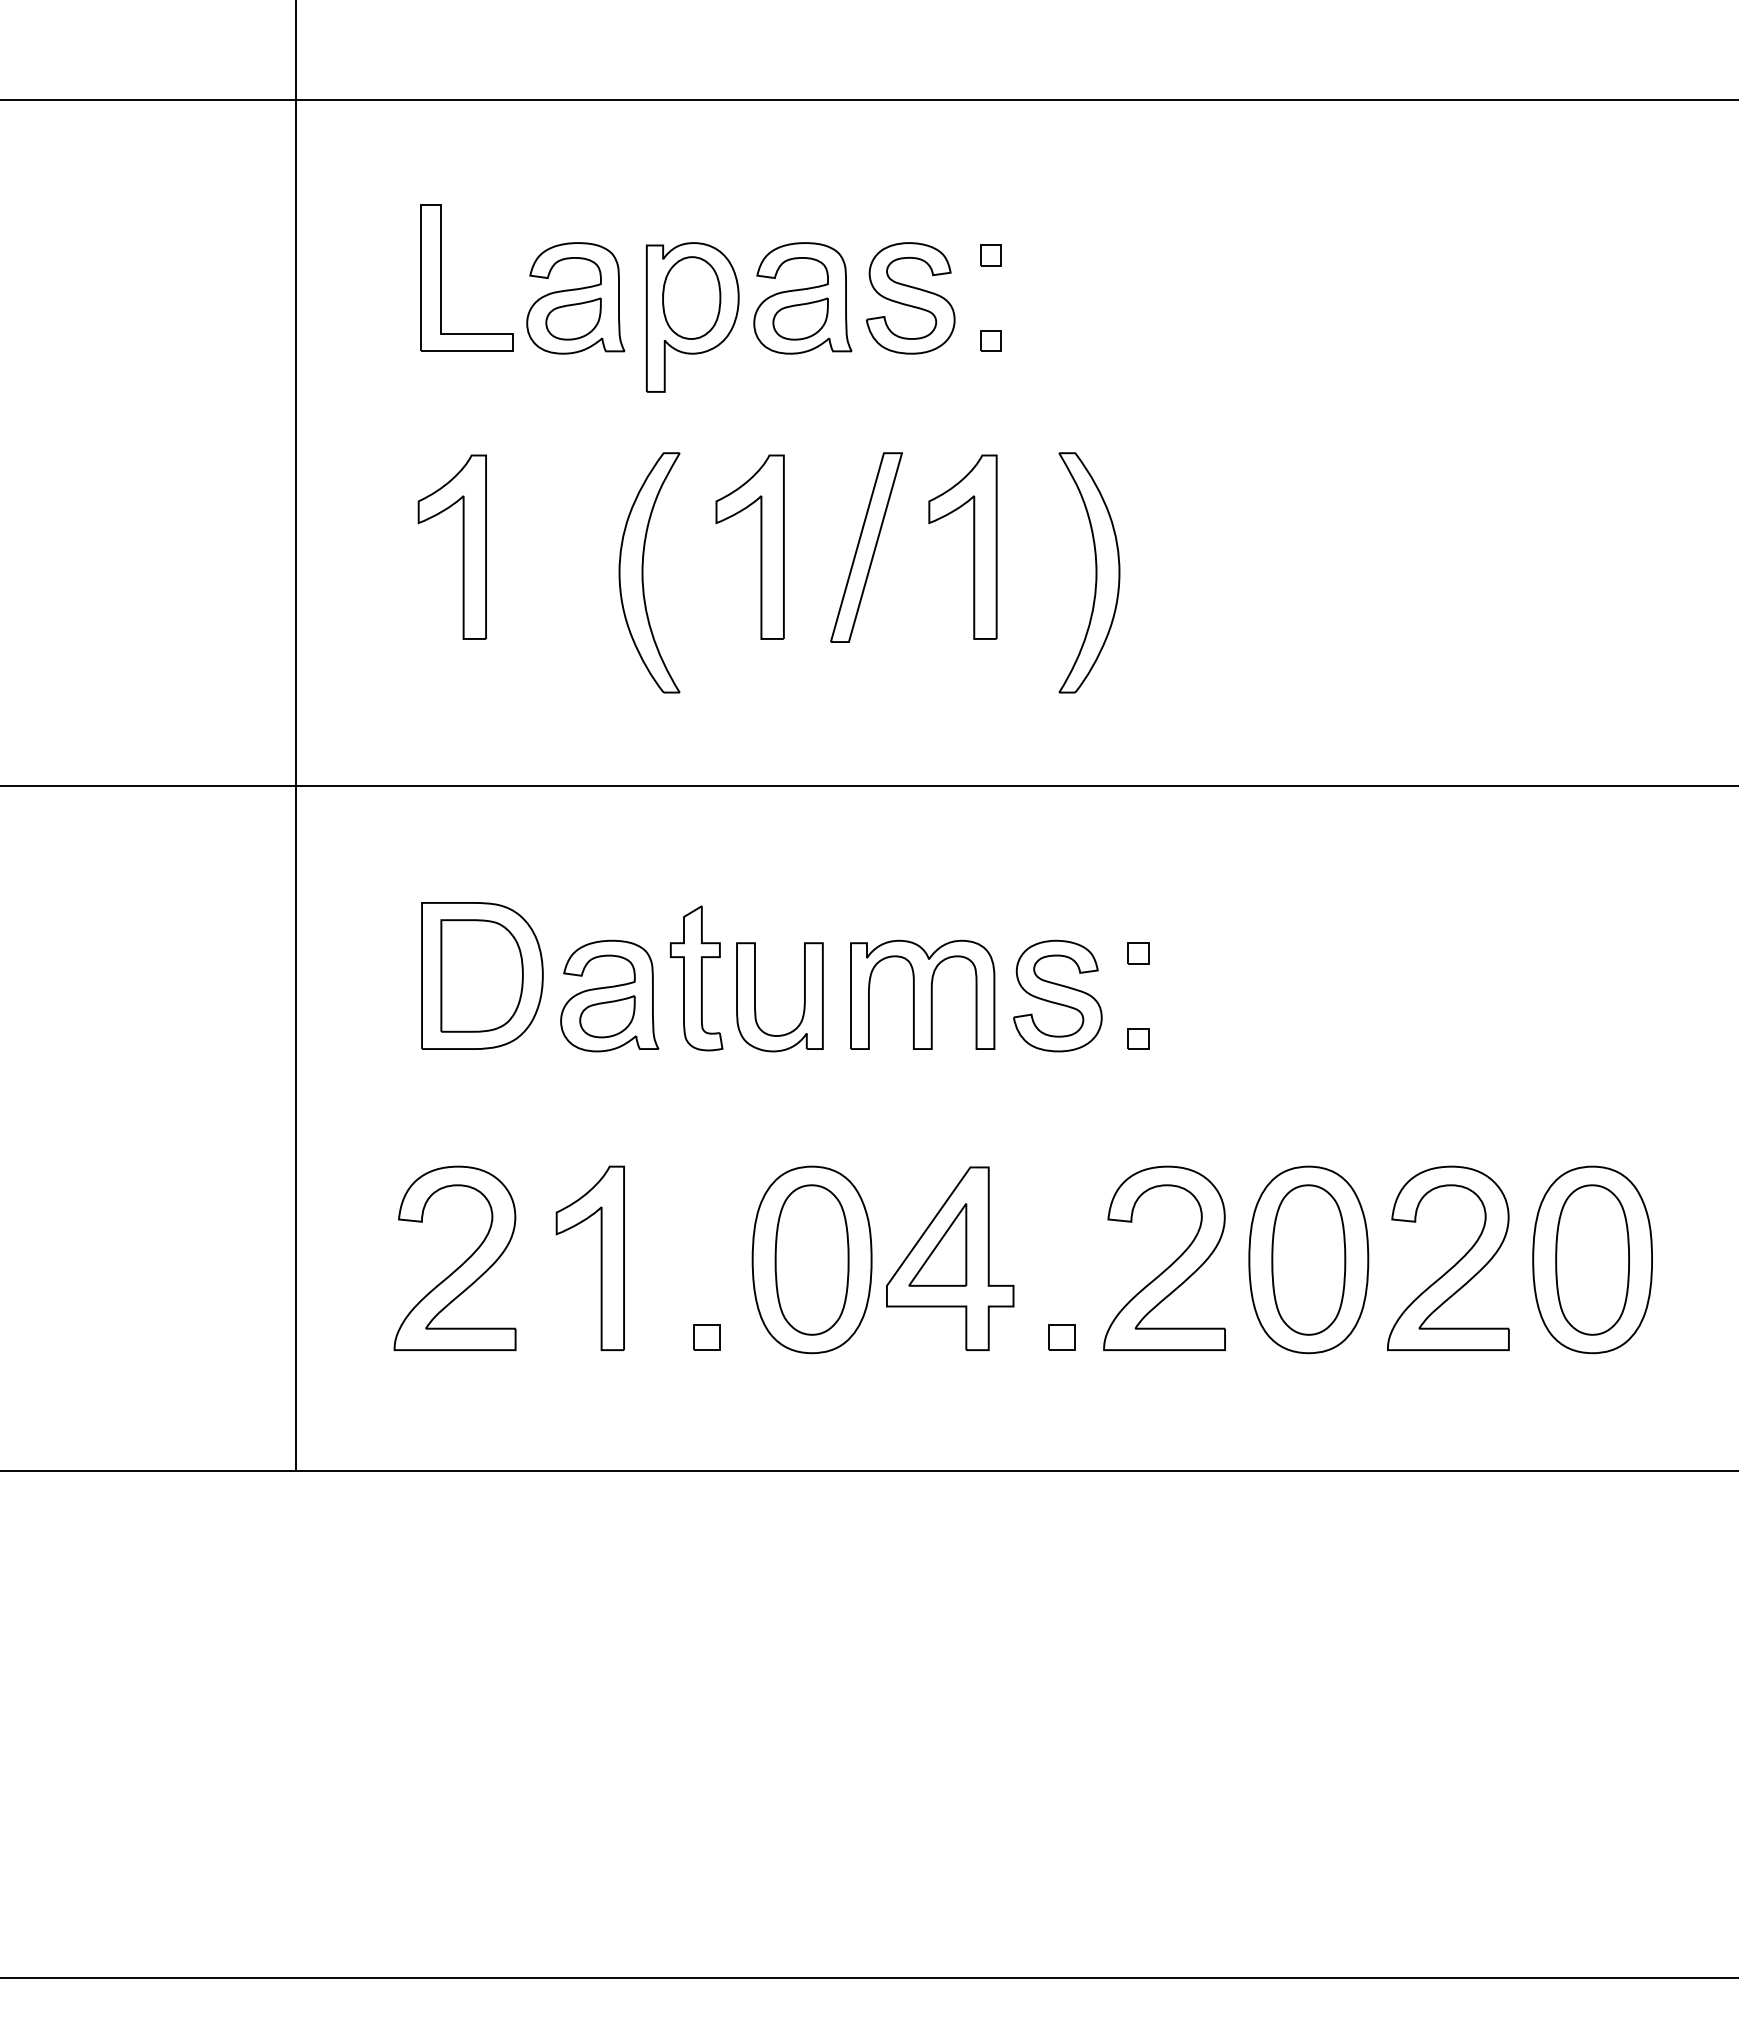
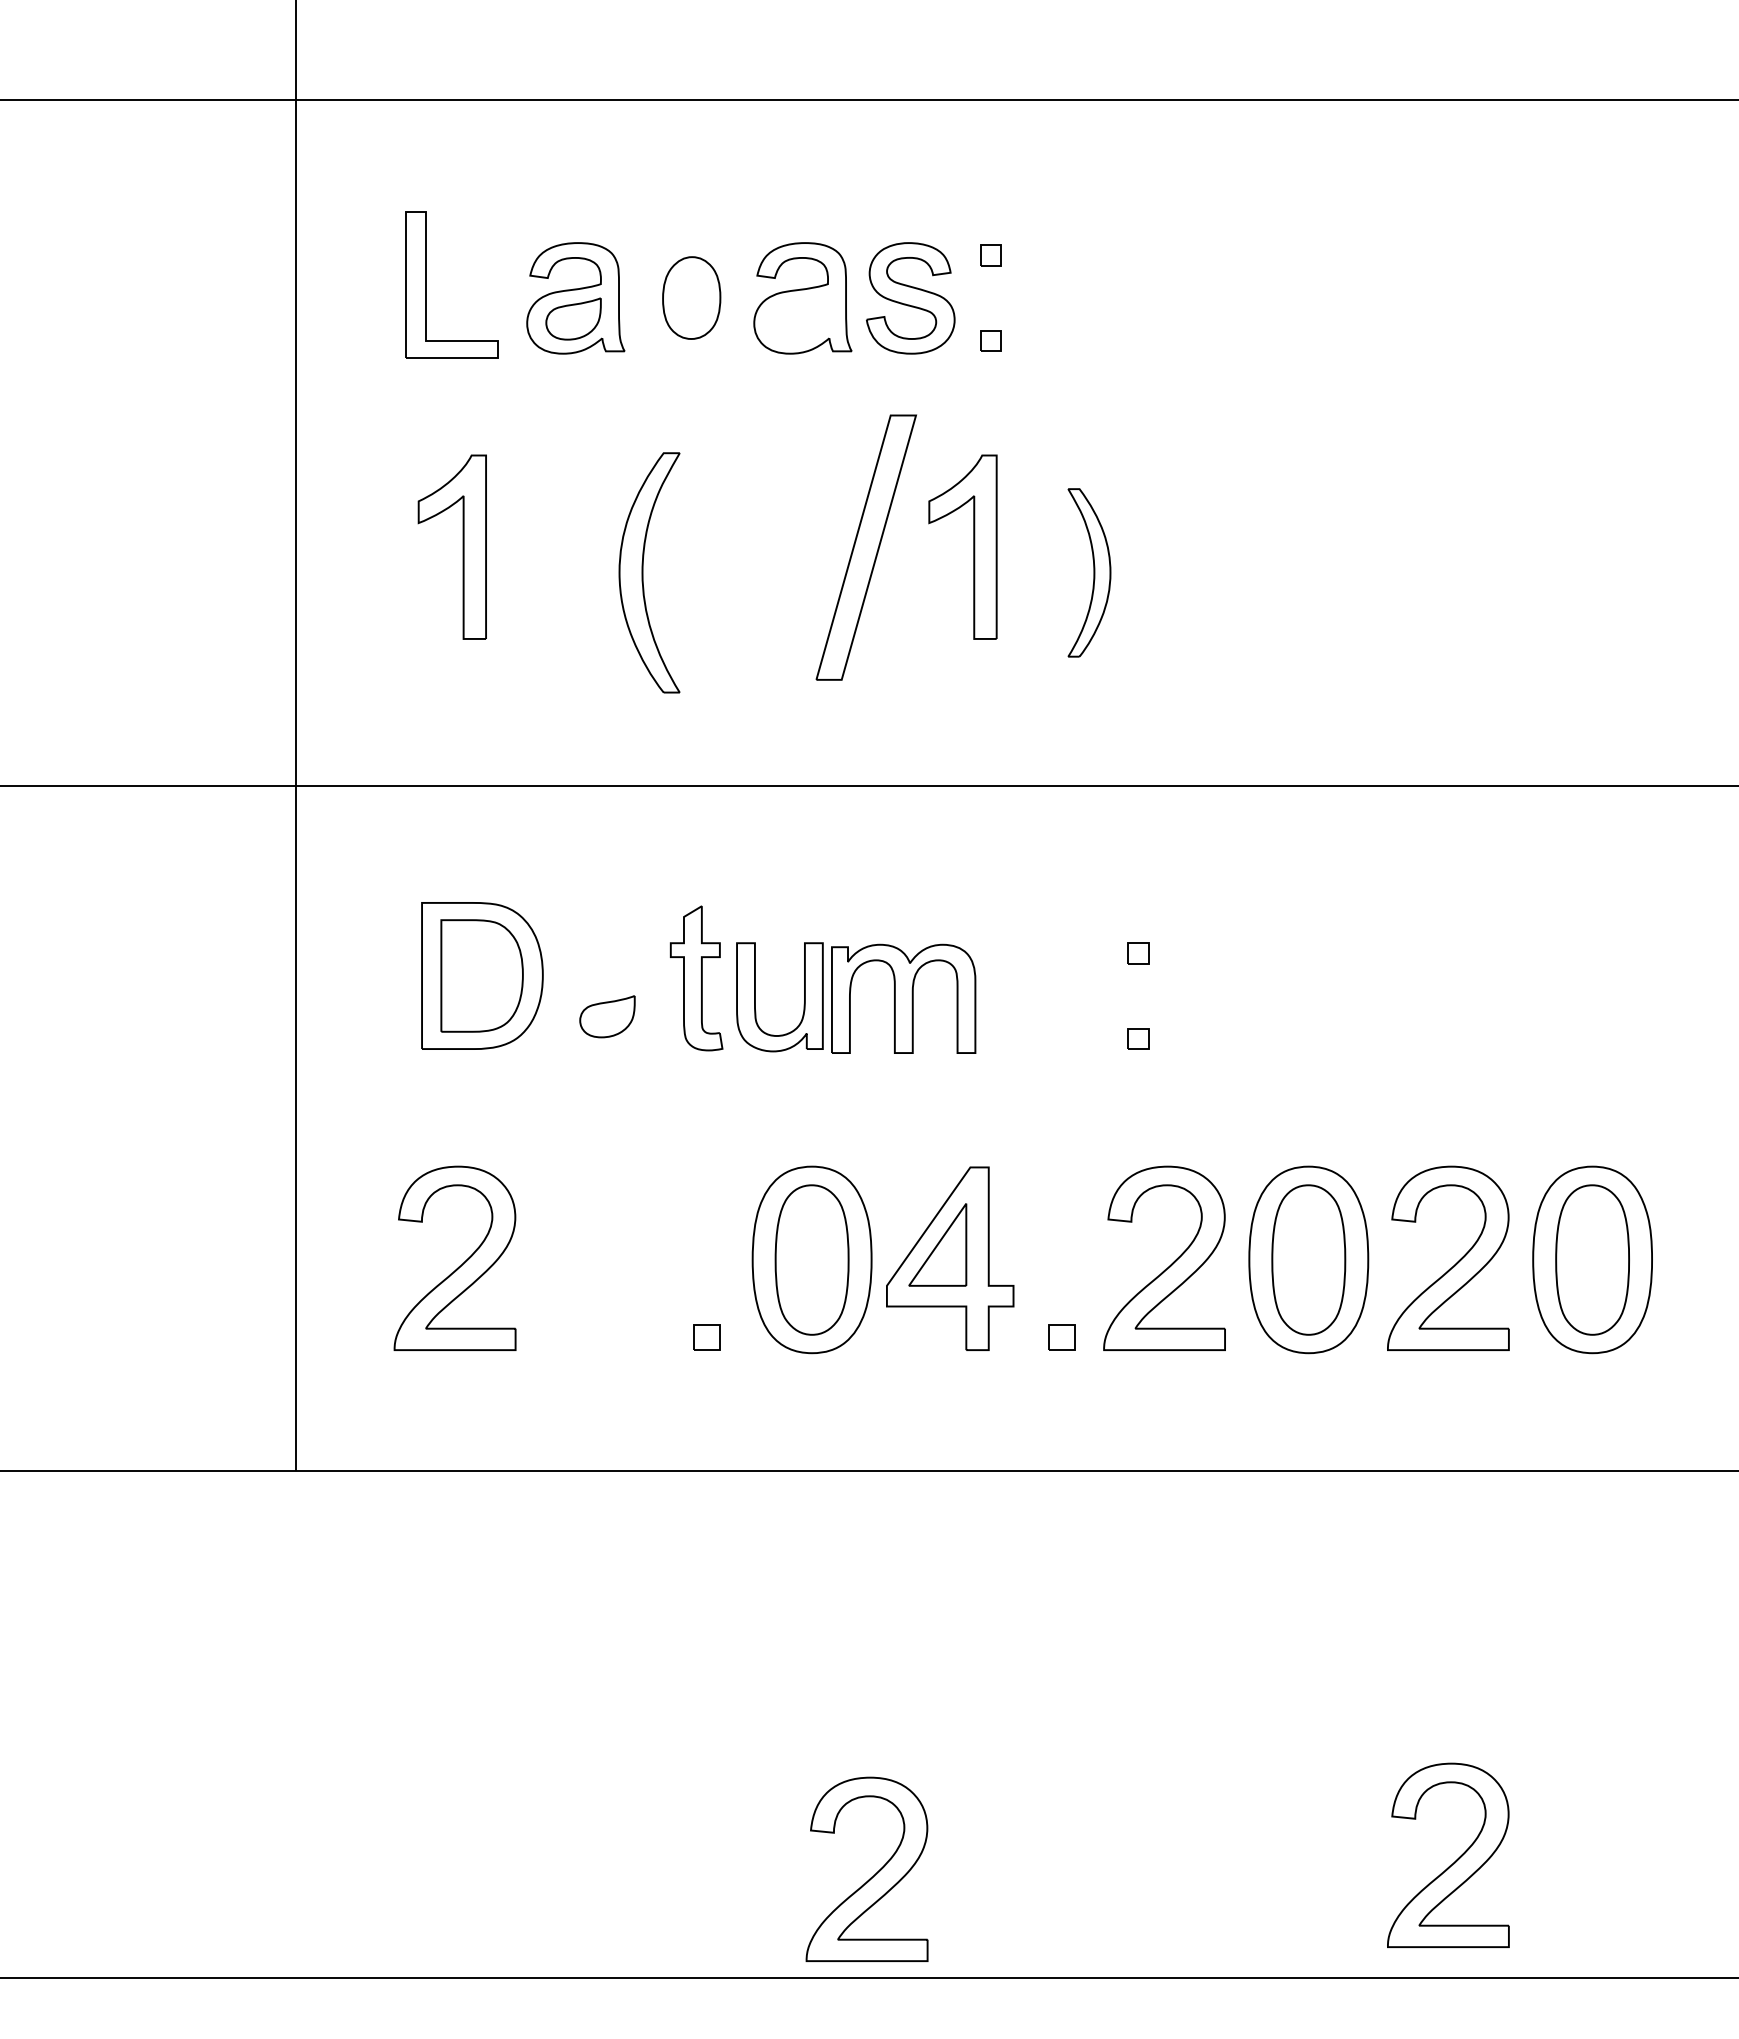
part position: (441, 277) -> (426, 284) (426, 284)
part: present -> none (692, 317)
part: present -> none (800, 318)
part: present -> none (760, 546)
part size: 74x191 px -> 102x267 px (865, 547)
part size: 63x242 px -> 45x170 px (1089, 572)
part position: (922, 994) -> (903, 998) (903, 998)
part: present -> none (609, 995)
part: present -> none (1057, 995)
part: present -> none (600, 1257)
part: none -> present (1455, 1860)
part: none -> present (871, 1876)
